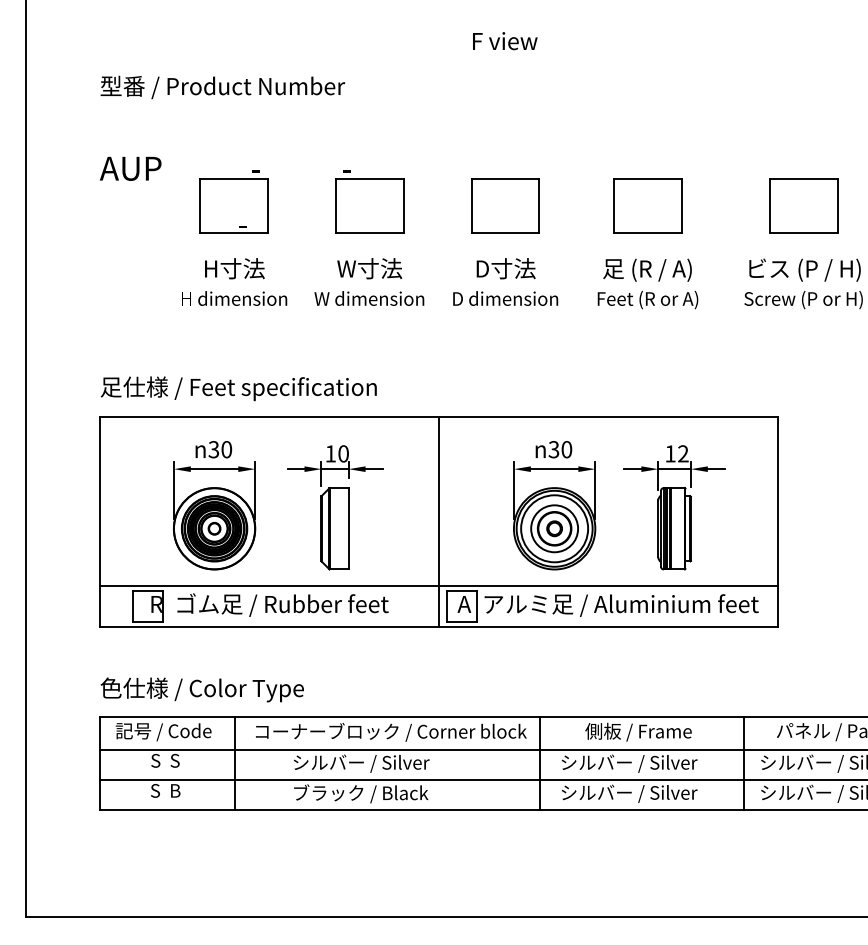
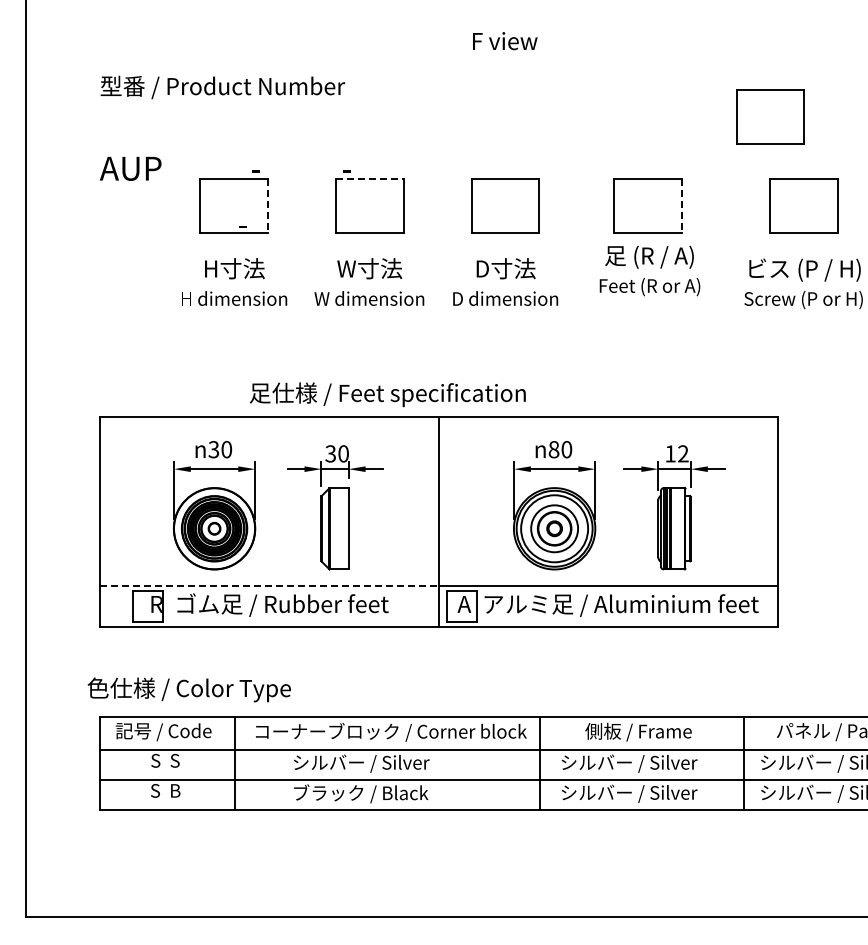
part: none -> present (770, 116)
line: solid -> dashed (369, 179)
line: solid -> dashed (268, 206)
line: solid -> dashed (681, 206)
text position: (647, 283) -> (649, 270) (649, 270)
text position: (238, 388) -> (387, 394) (387, 394)
text: 30 -> 80 (553, 449)
text: 10 -> 30 (330, 453)
line: solid -> dashed (269, 586)
text position: (201, 689) -> (188, 689) (188, 689)
